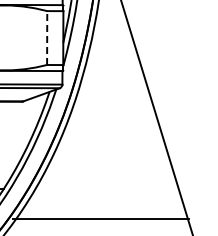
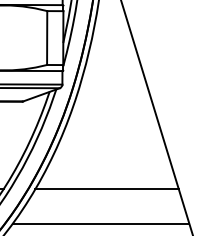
line: dashed -> solid (47, 38)
line: none -> present (106, 189)
line position: (100, 219) -> (100, 224) (100, 224)
